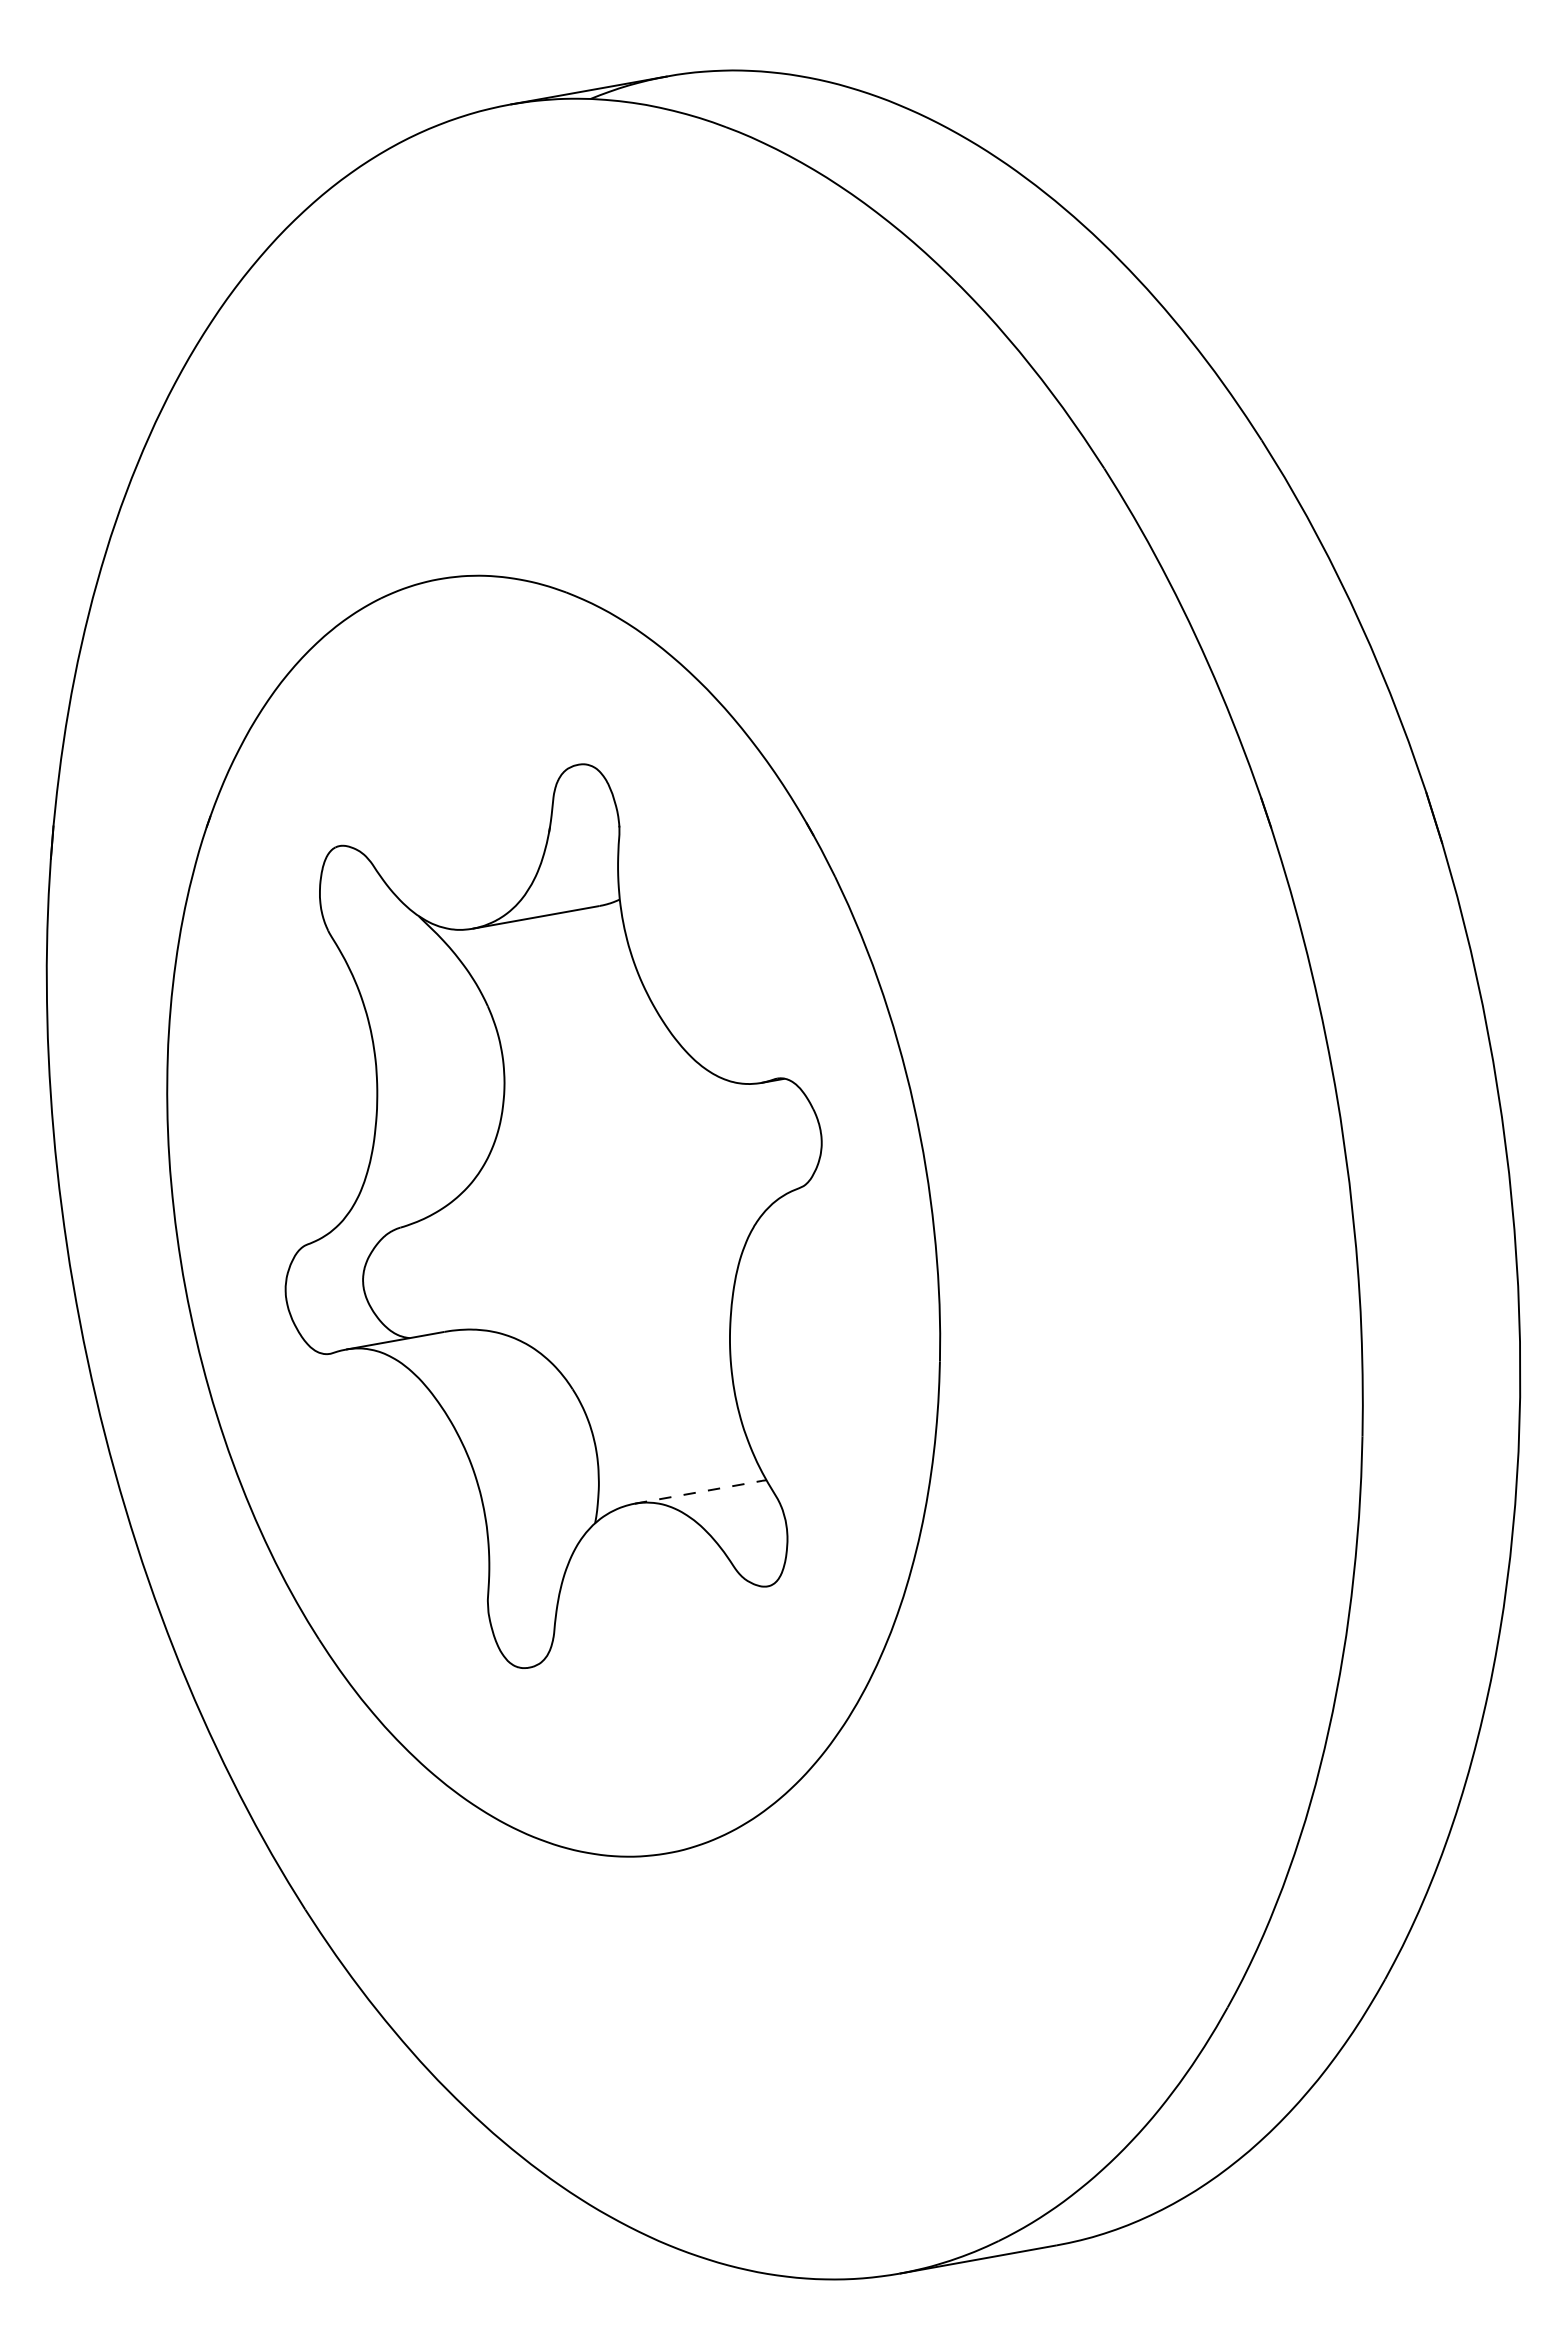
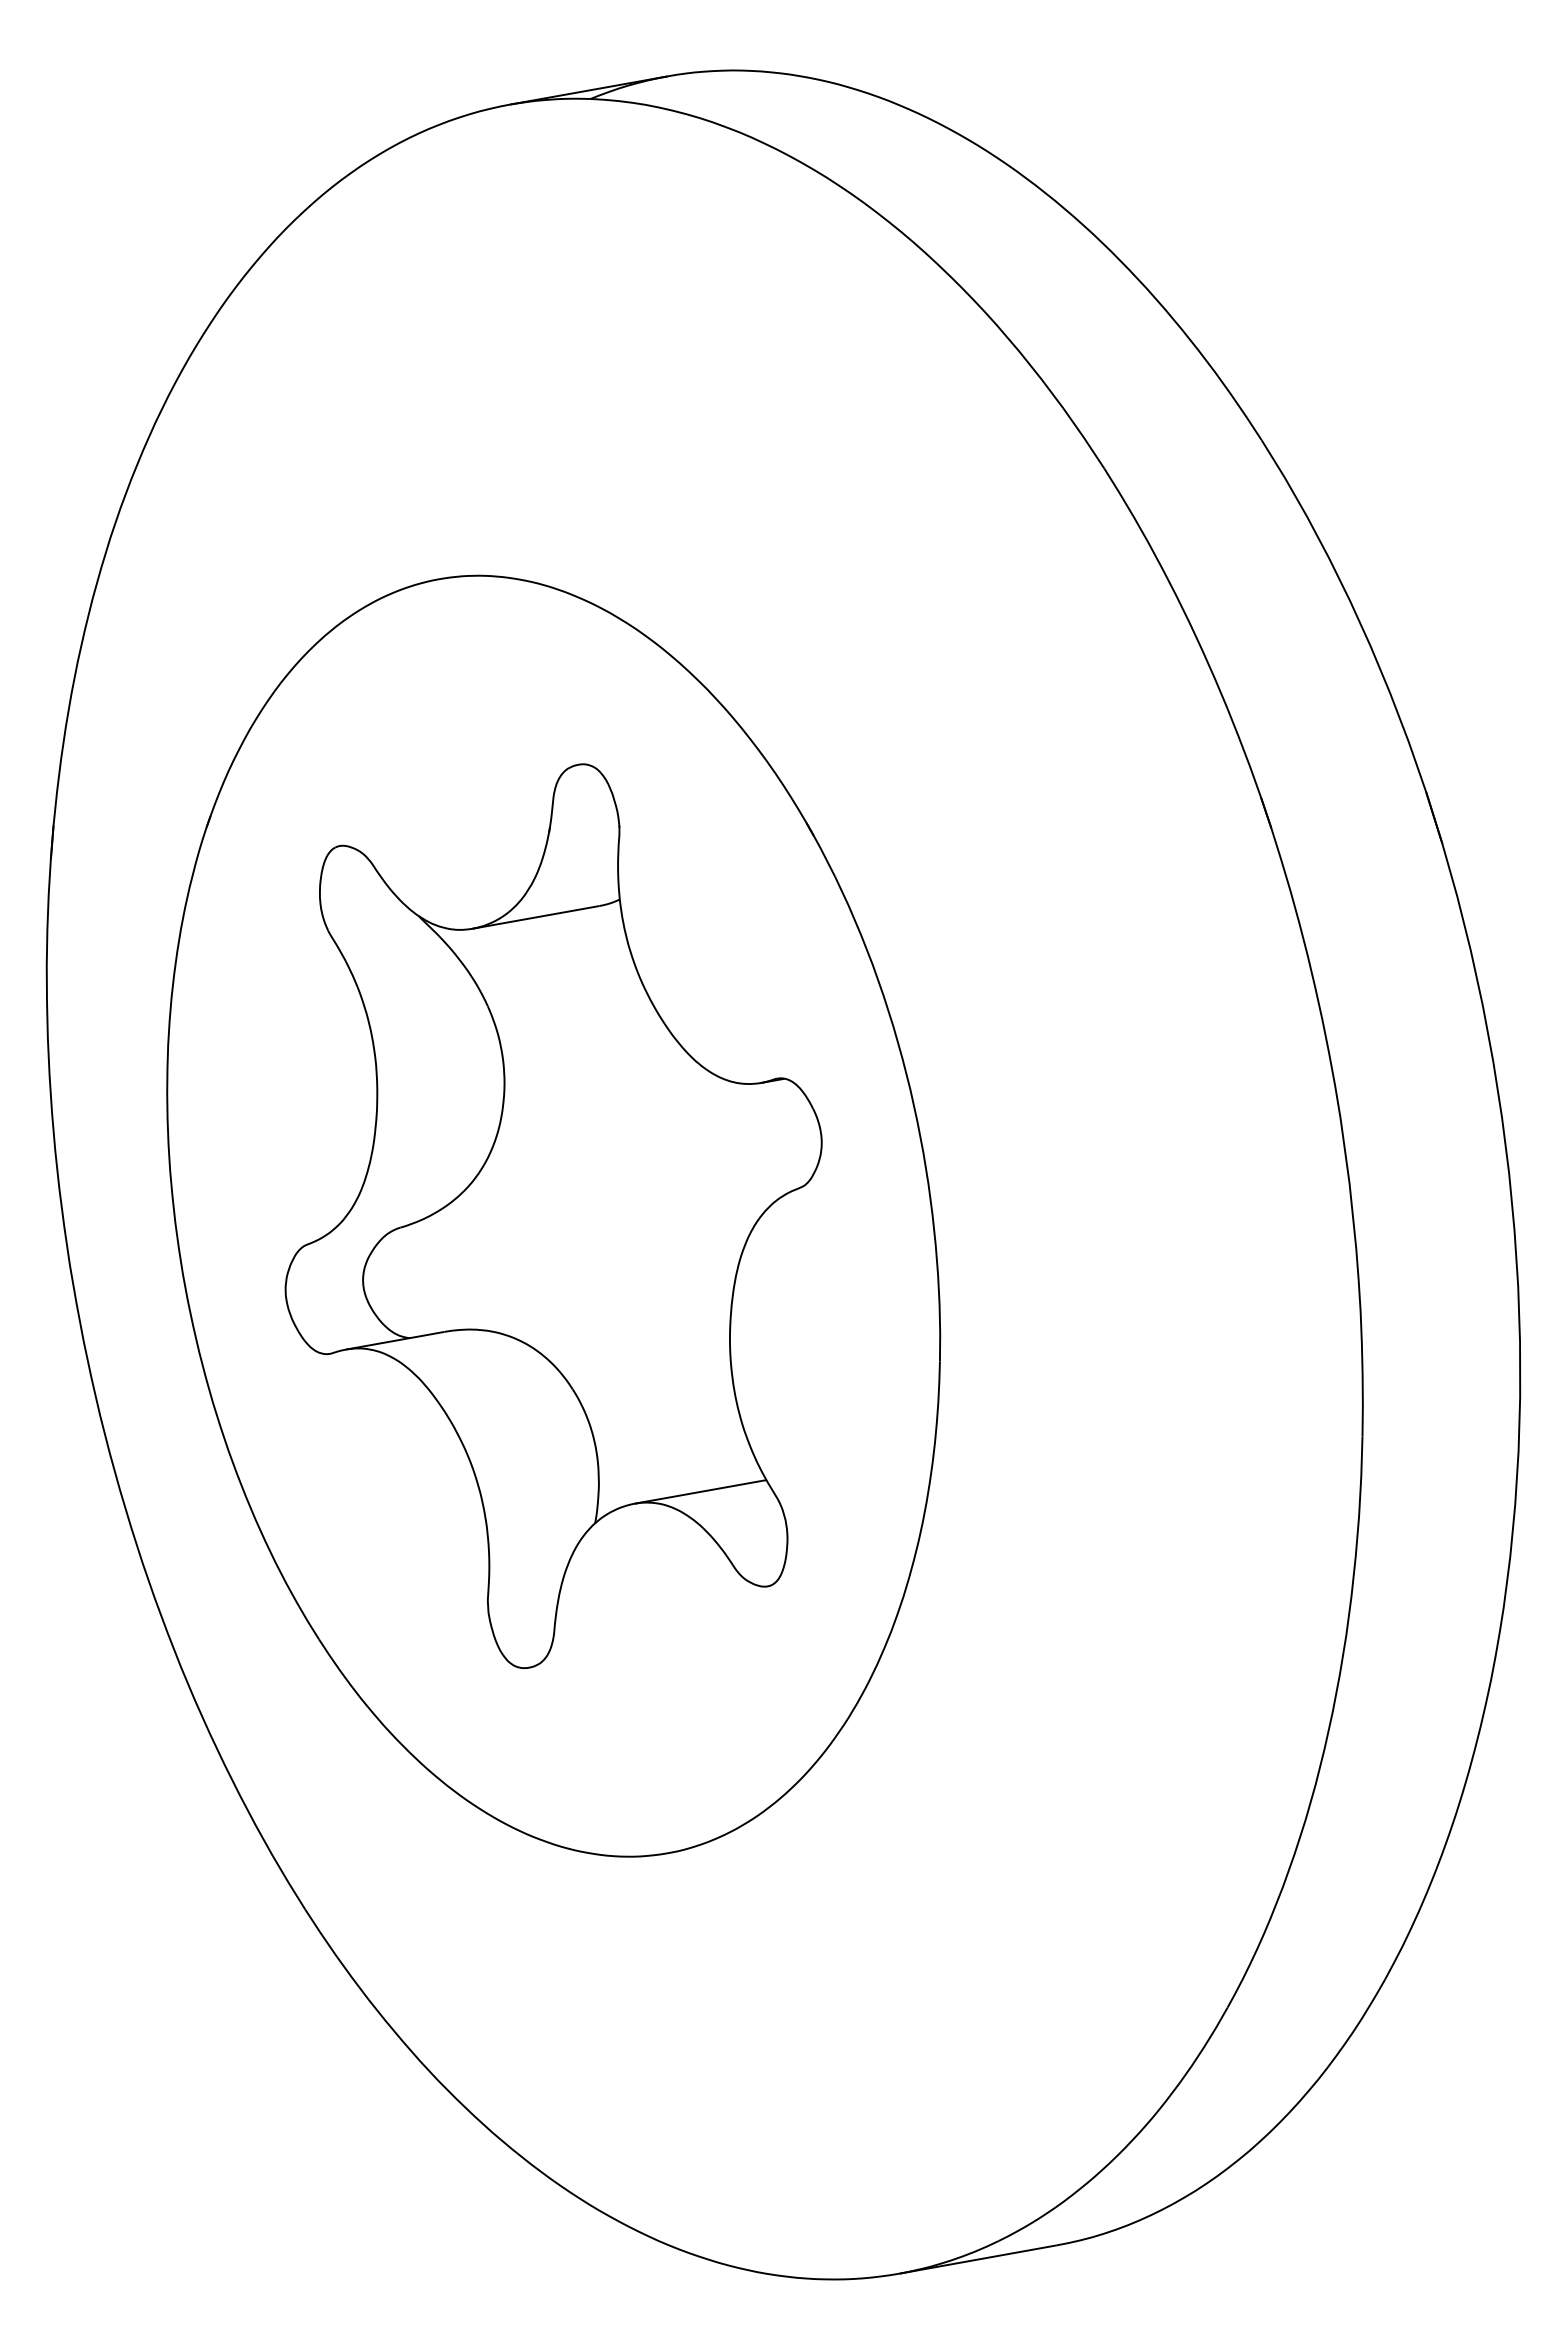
line: dashed -> solid (698, 1492)
